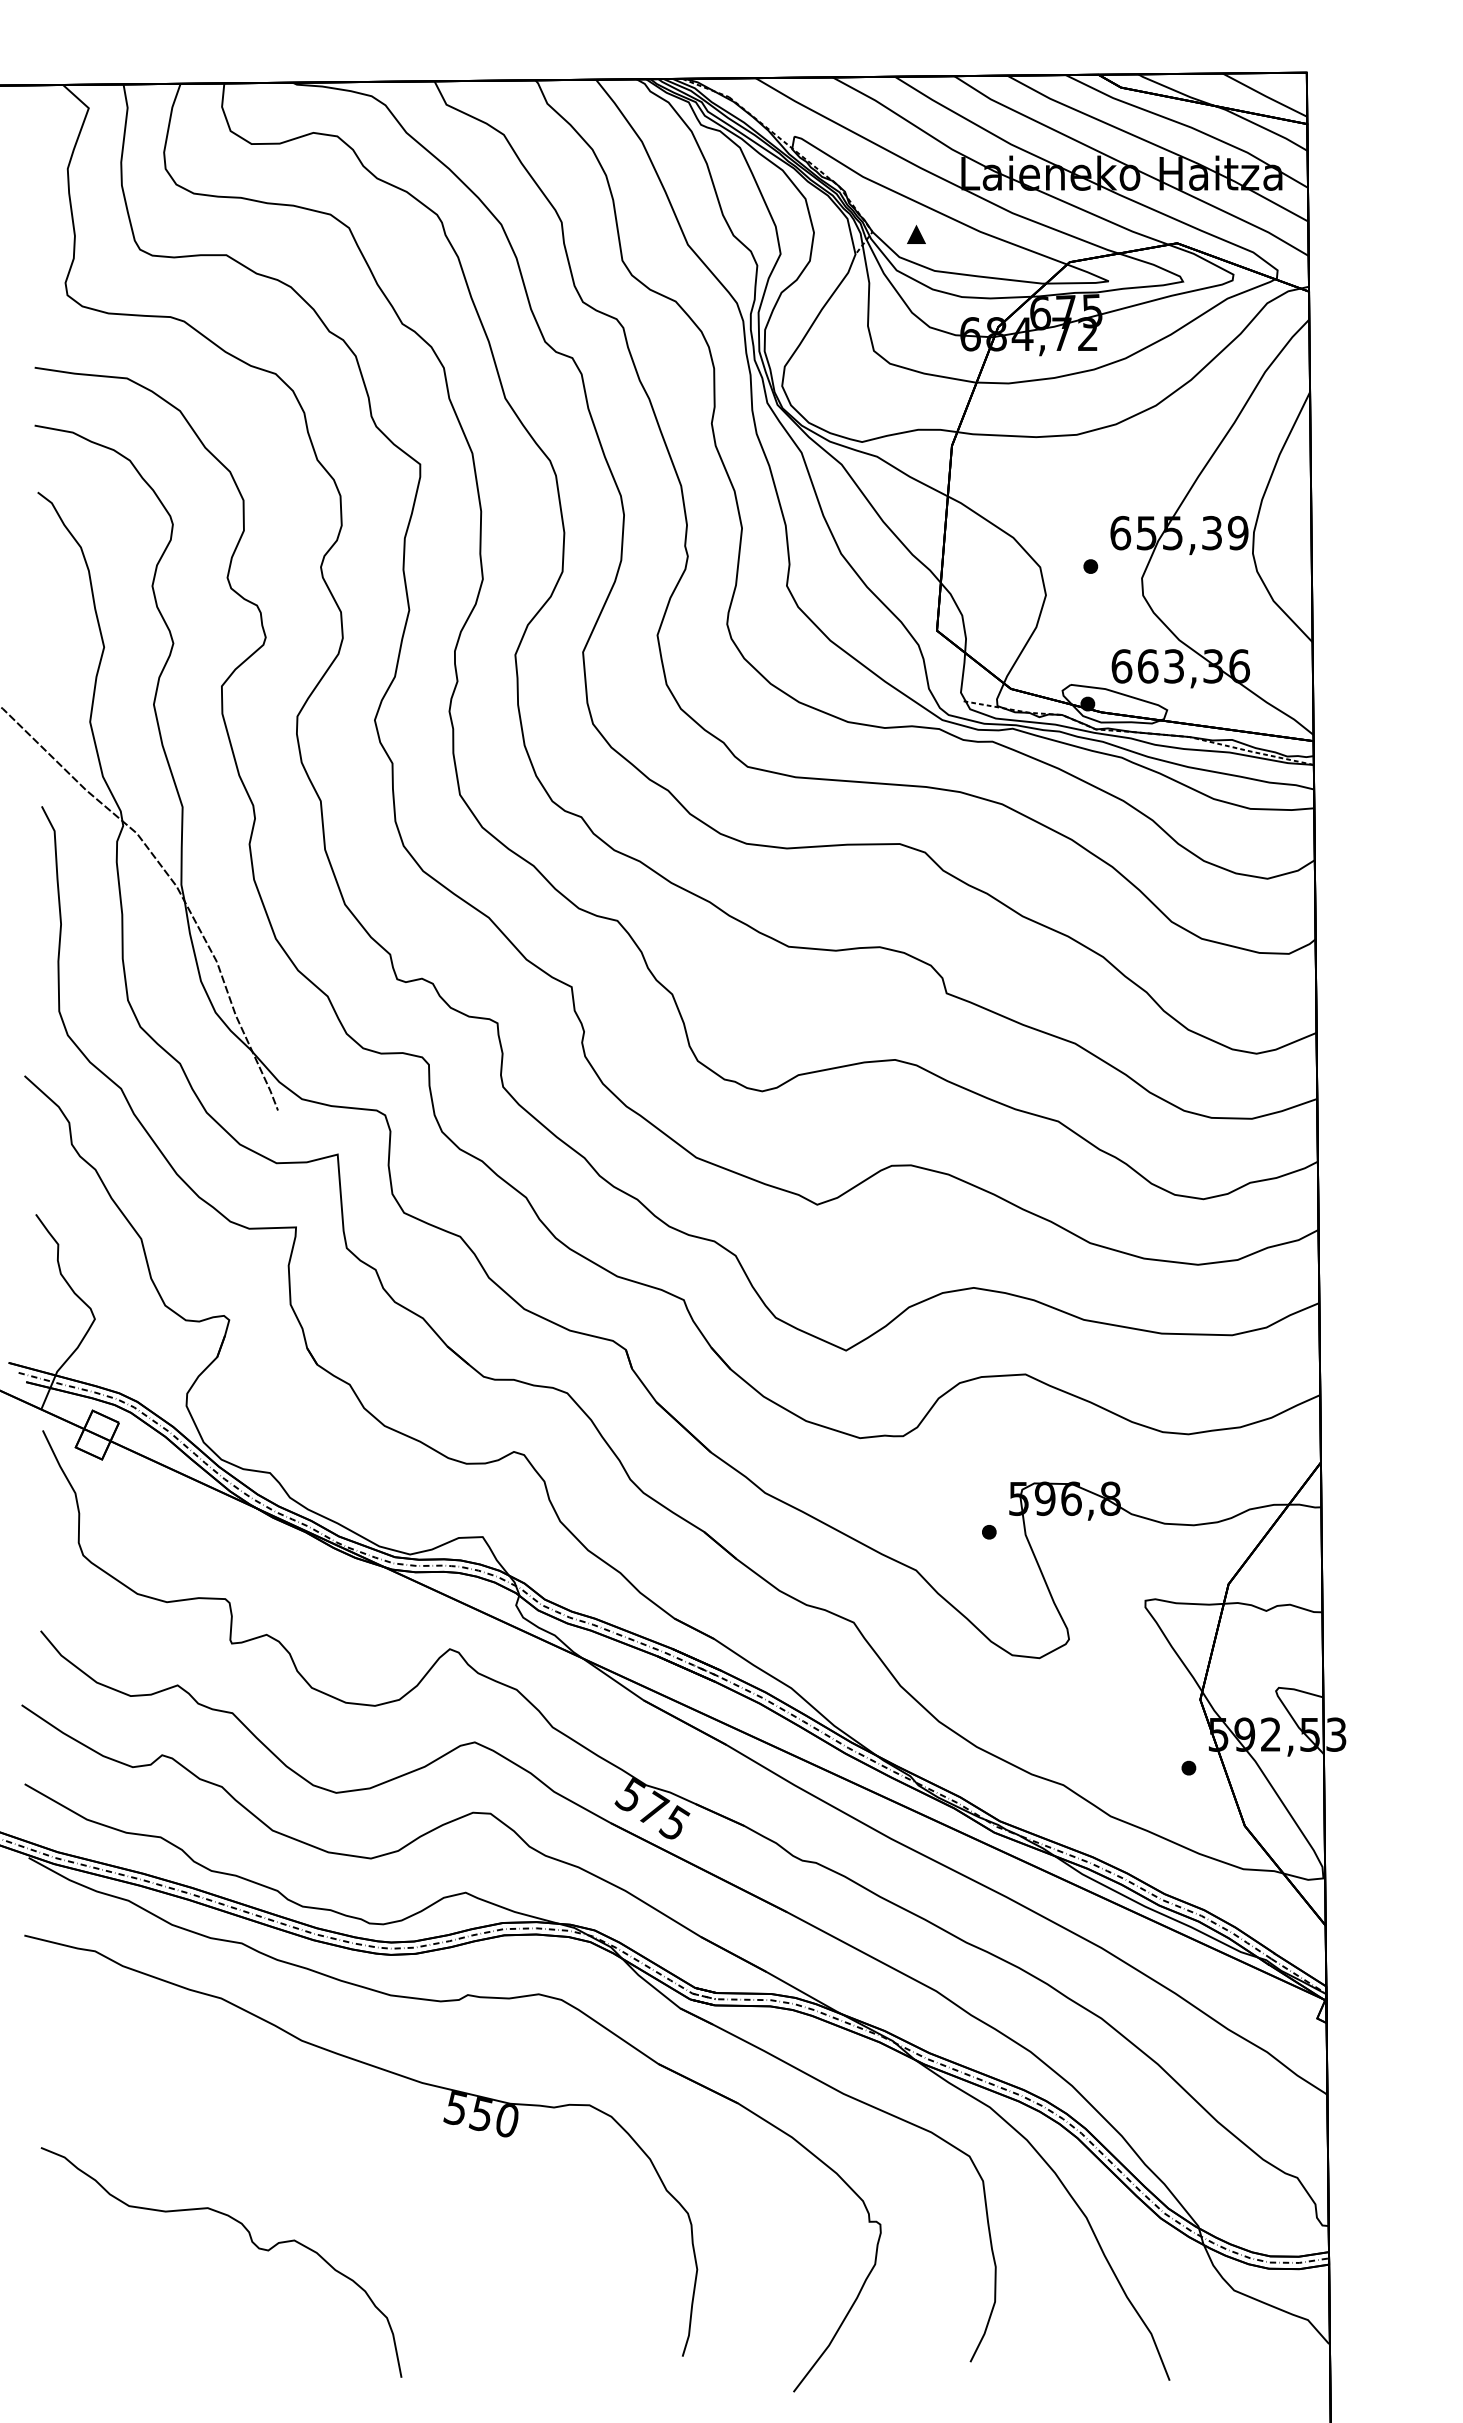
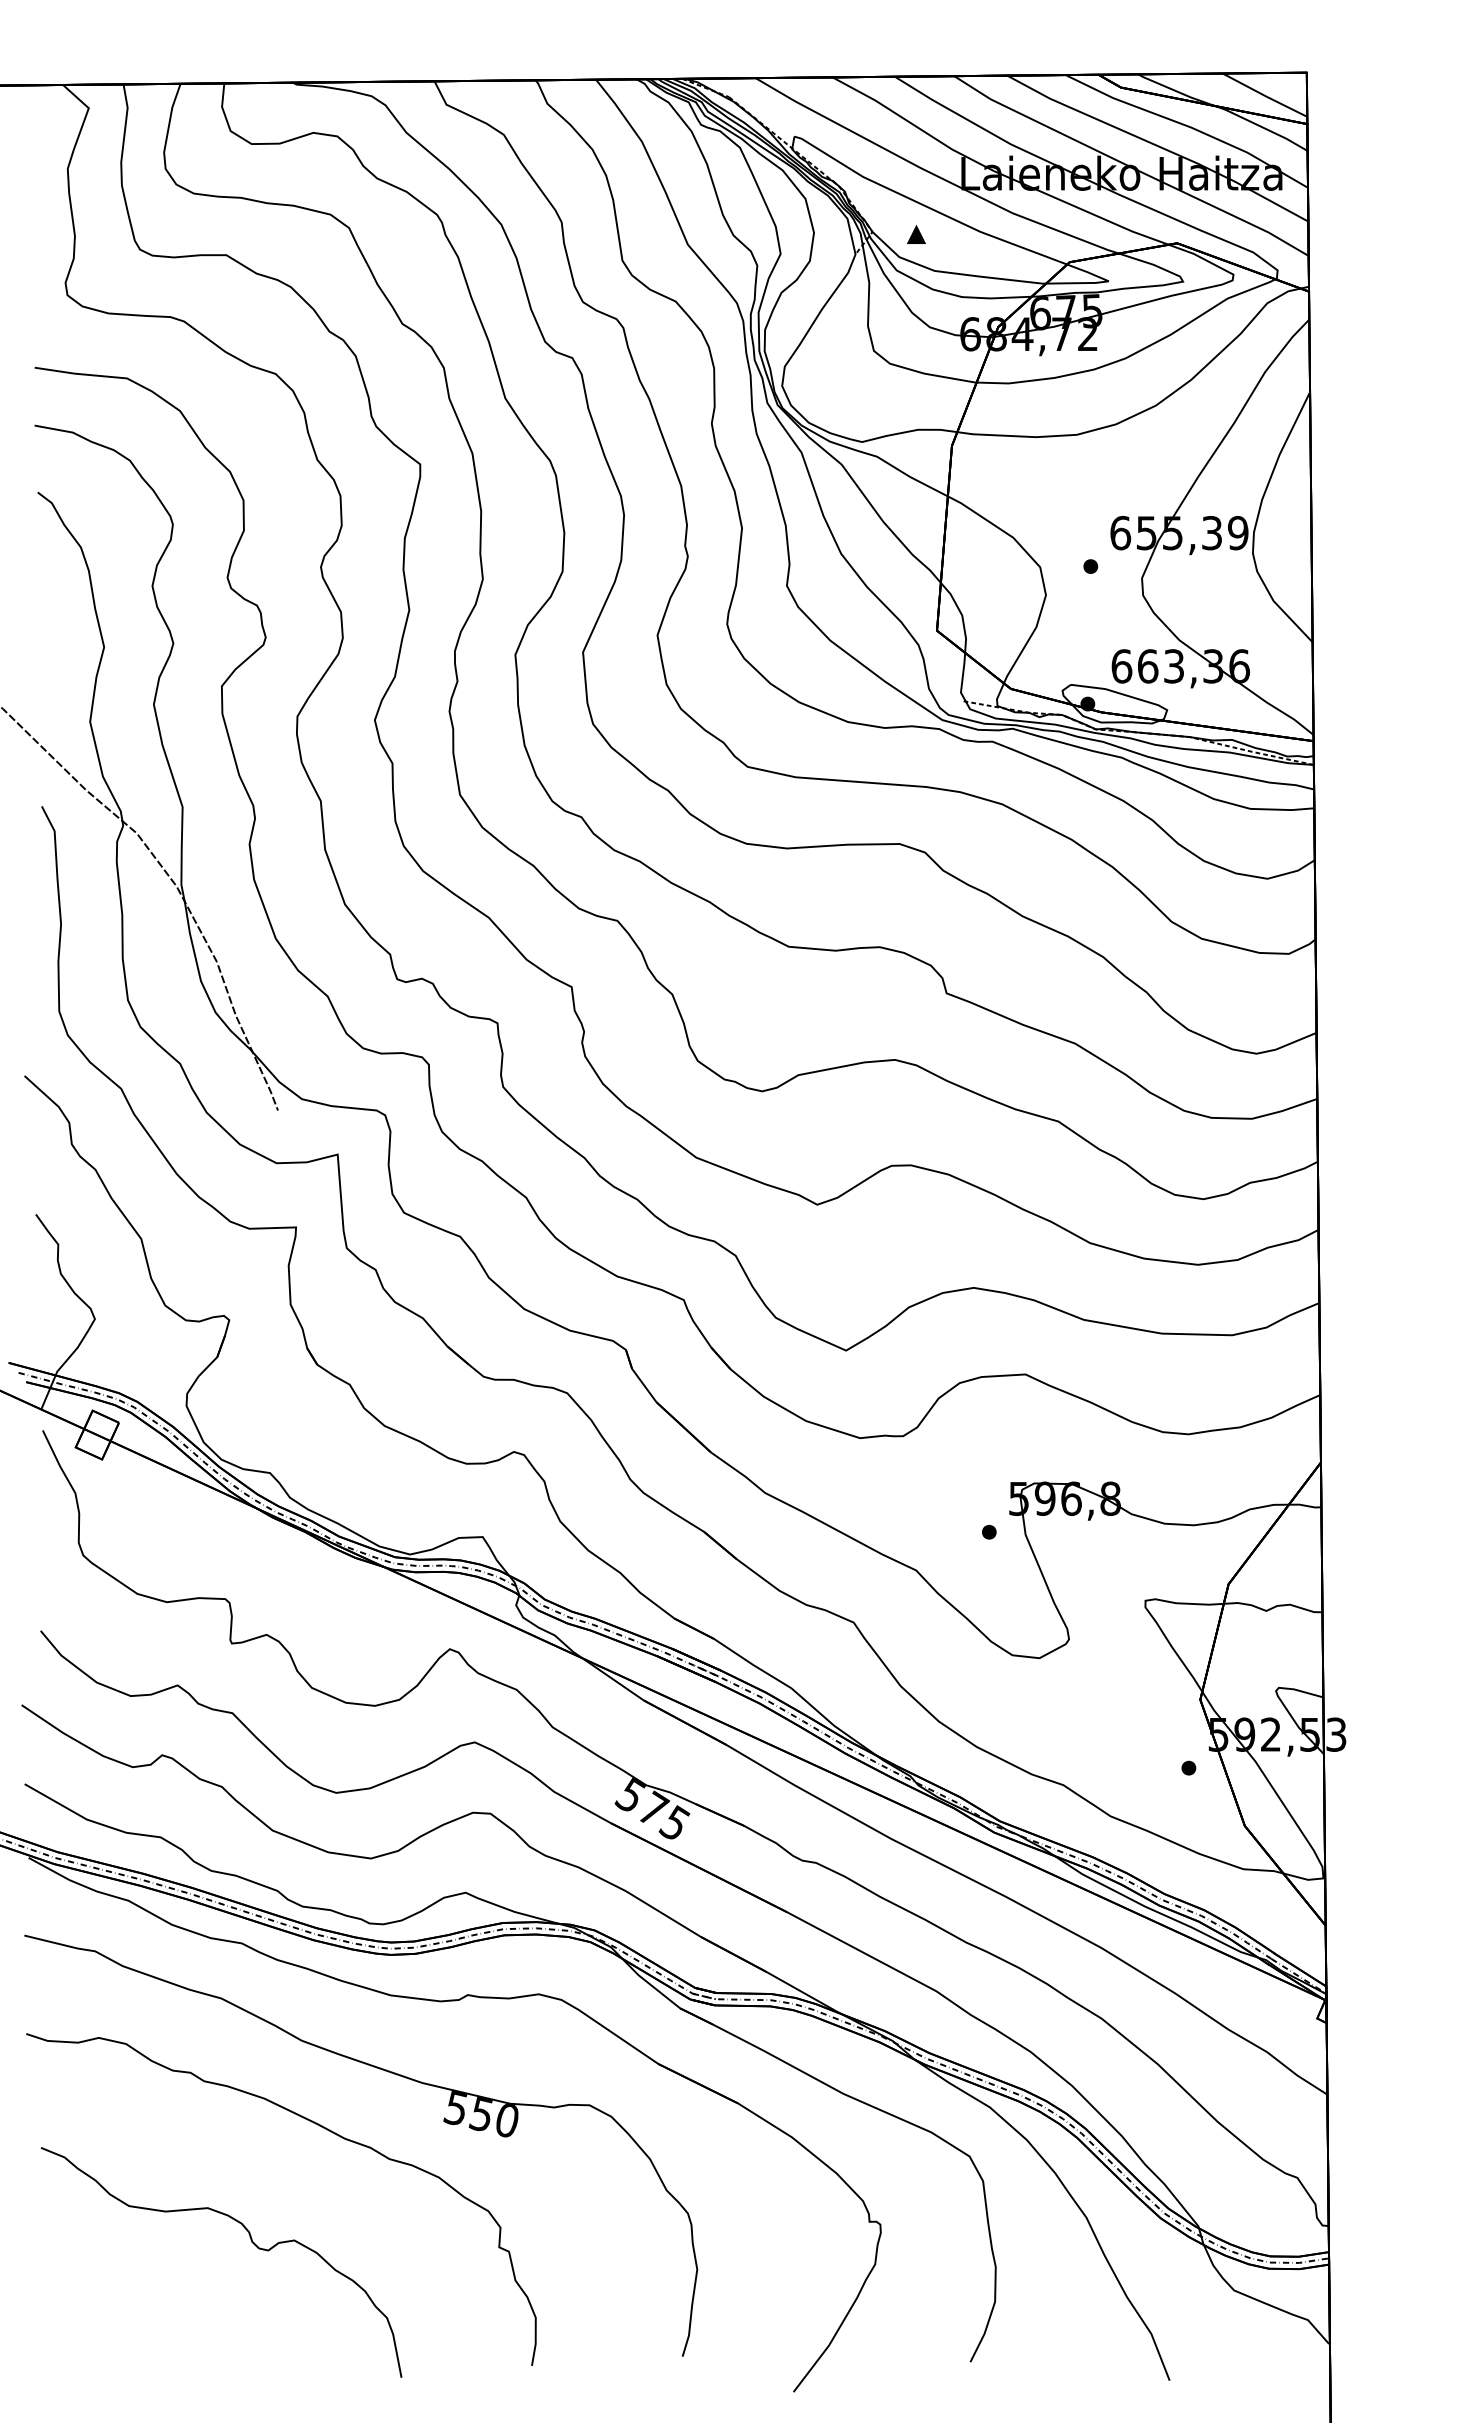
curve: none -> present (317, 2125)
